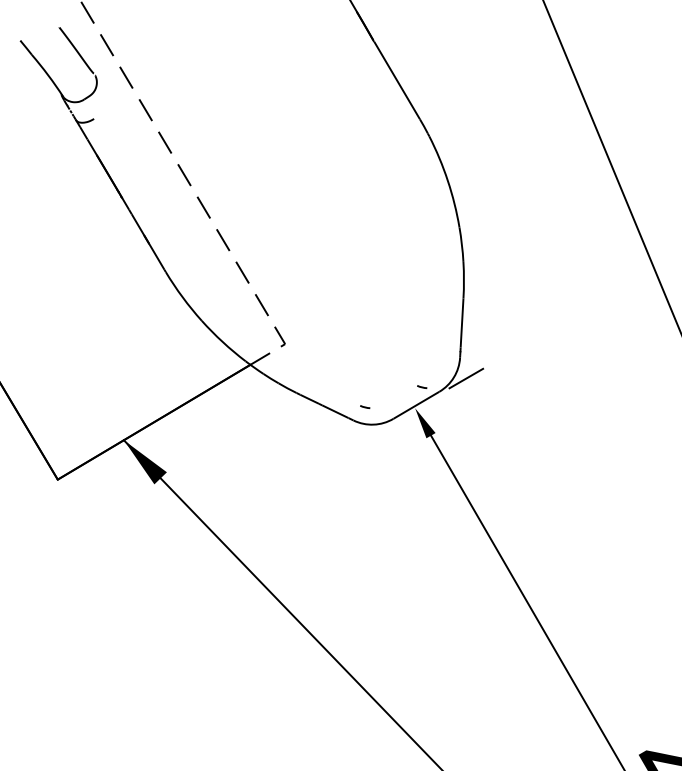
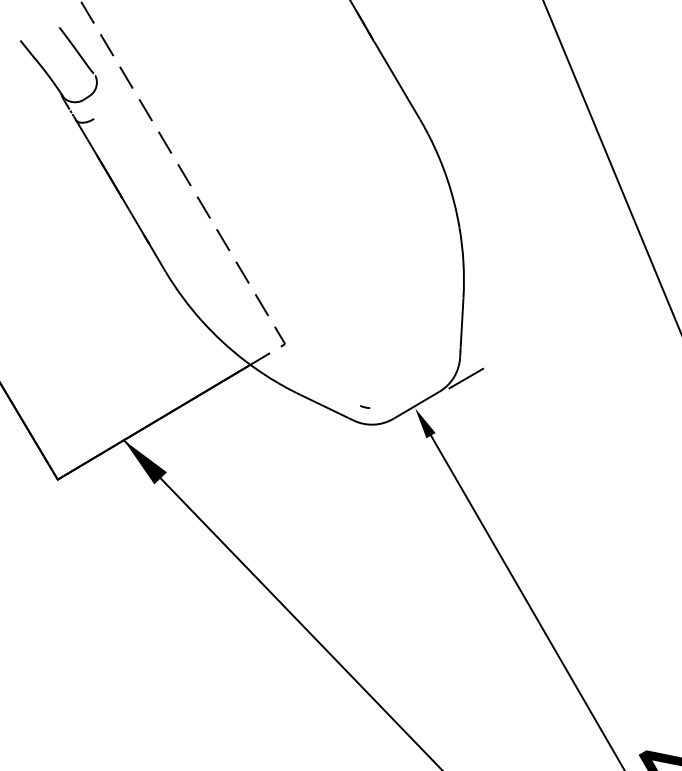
curve: present -> none (422, 386)
